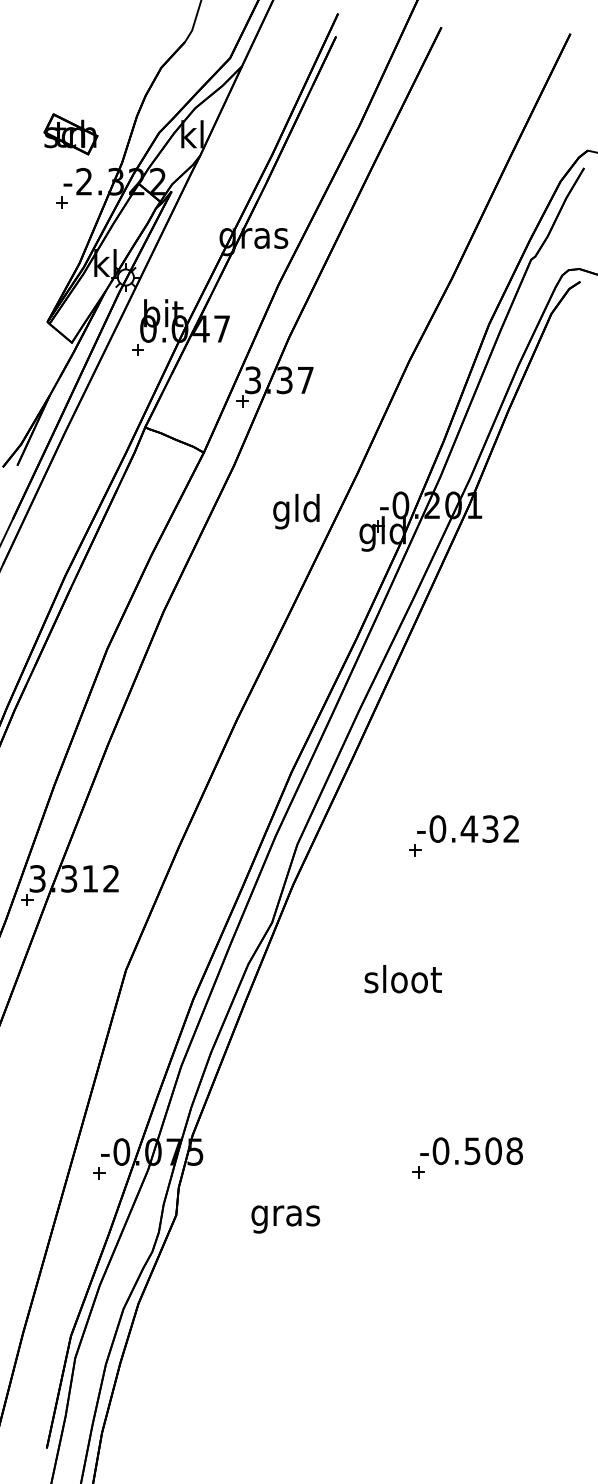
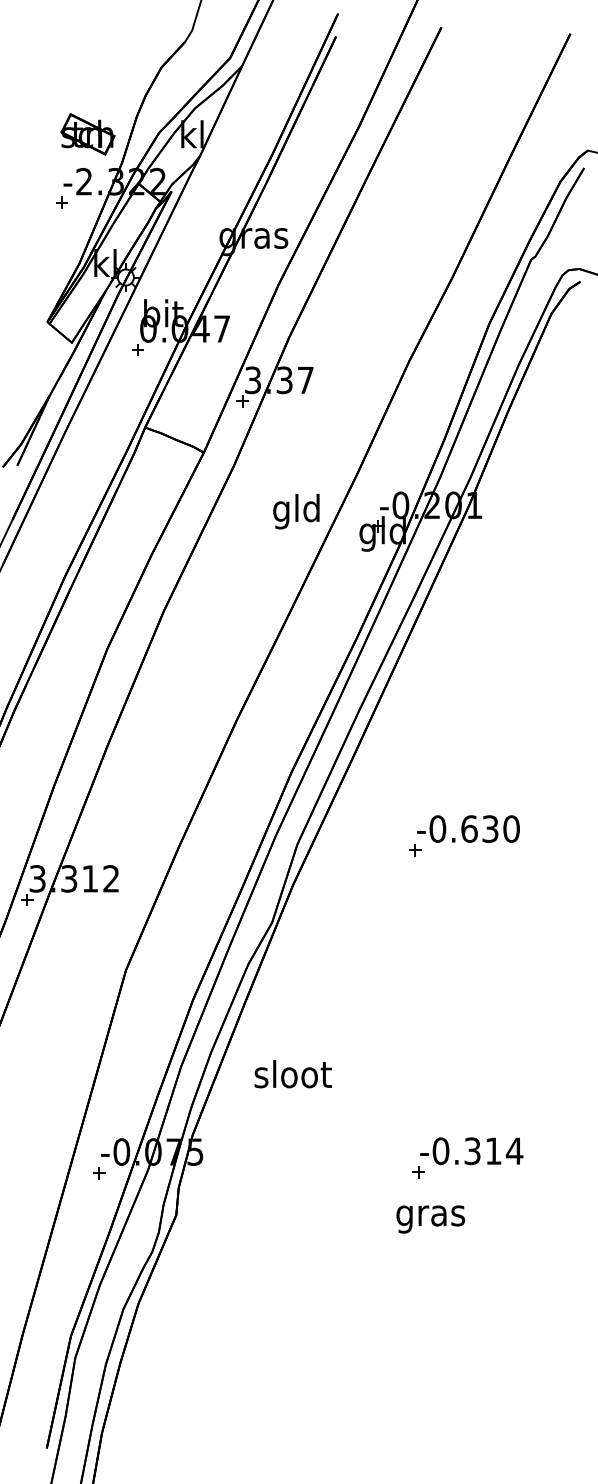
part position: (70, 134) -> (87, 134) (87, 134)
text: -0.432 -> -0.630 (489, 828)
text position: (402, 979) -> (292, 1074) (292, 1074)
text: -0.508 -> -0.314 (494, 1151)
text position: (285, 1219) -> (430, 1219) (430, 1219)
